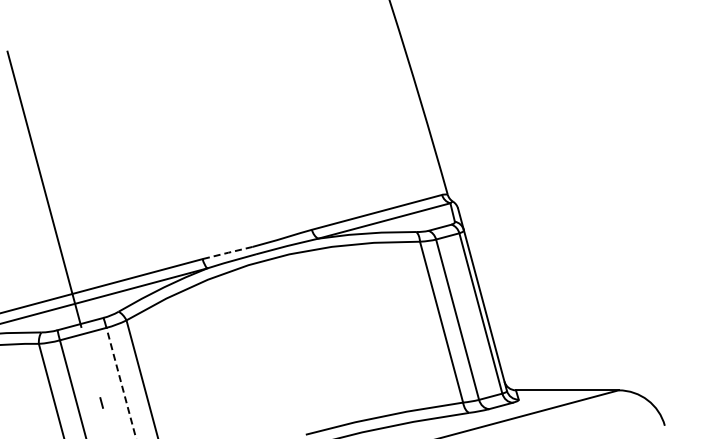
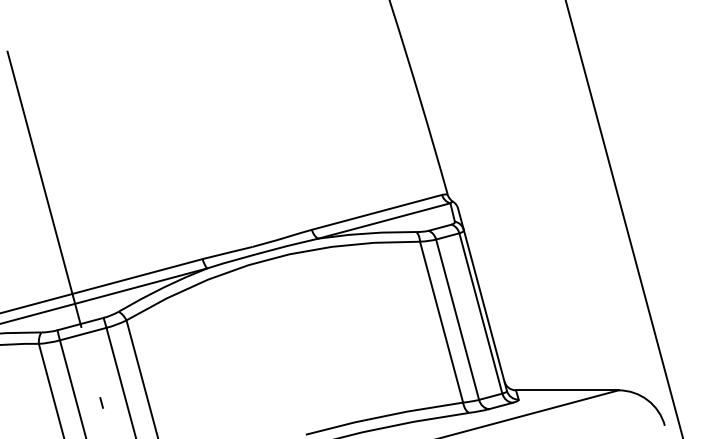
line: none -> present (624, 218)
line: dashed -> solid (227, 253)
line: dashed -> solid (121, 382)
